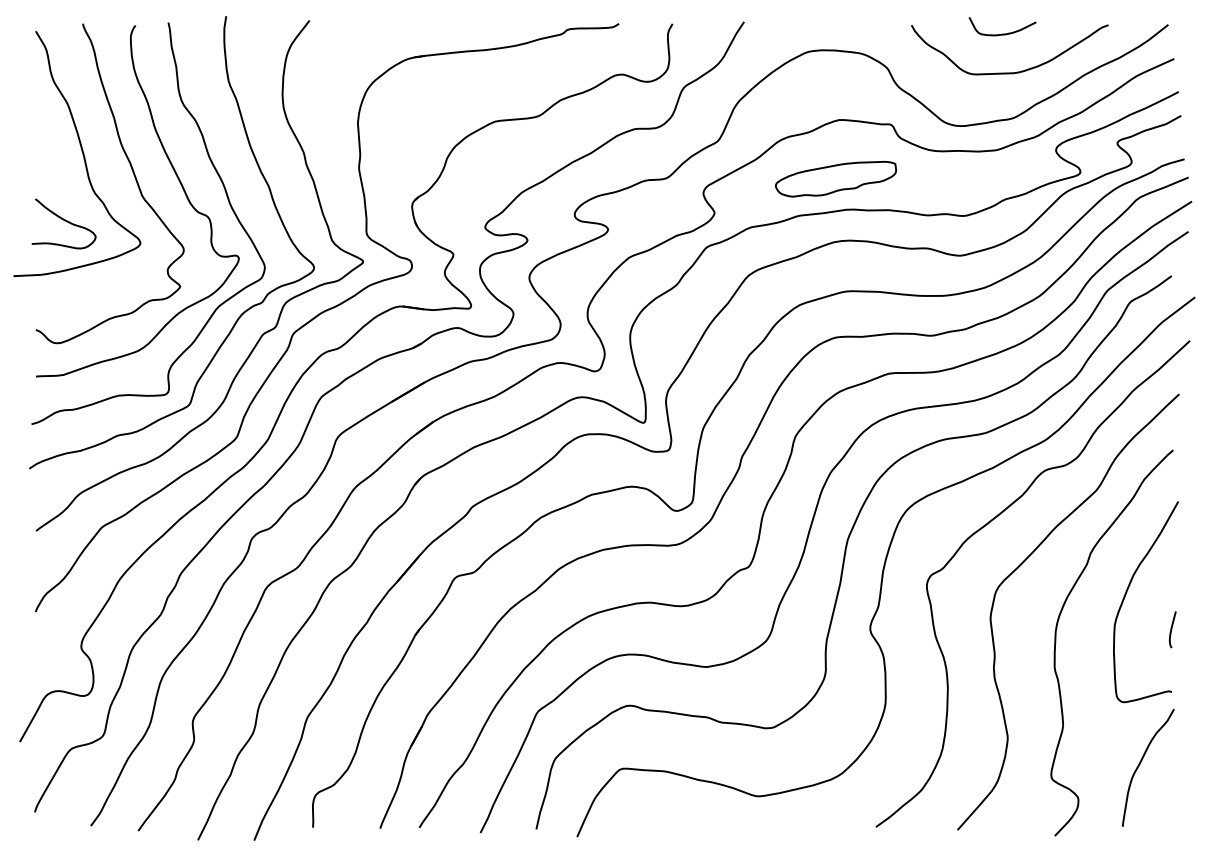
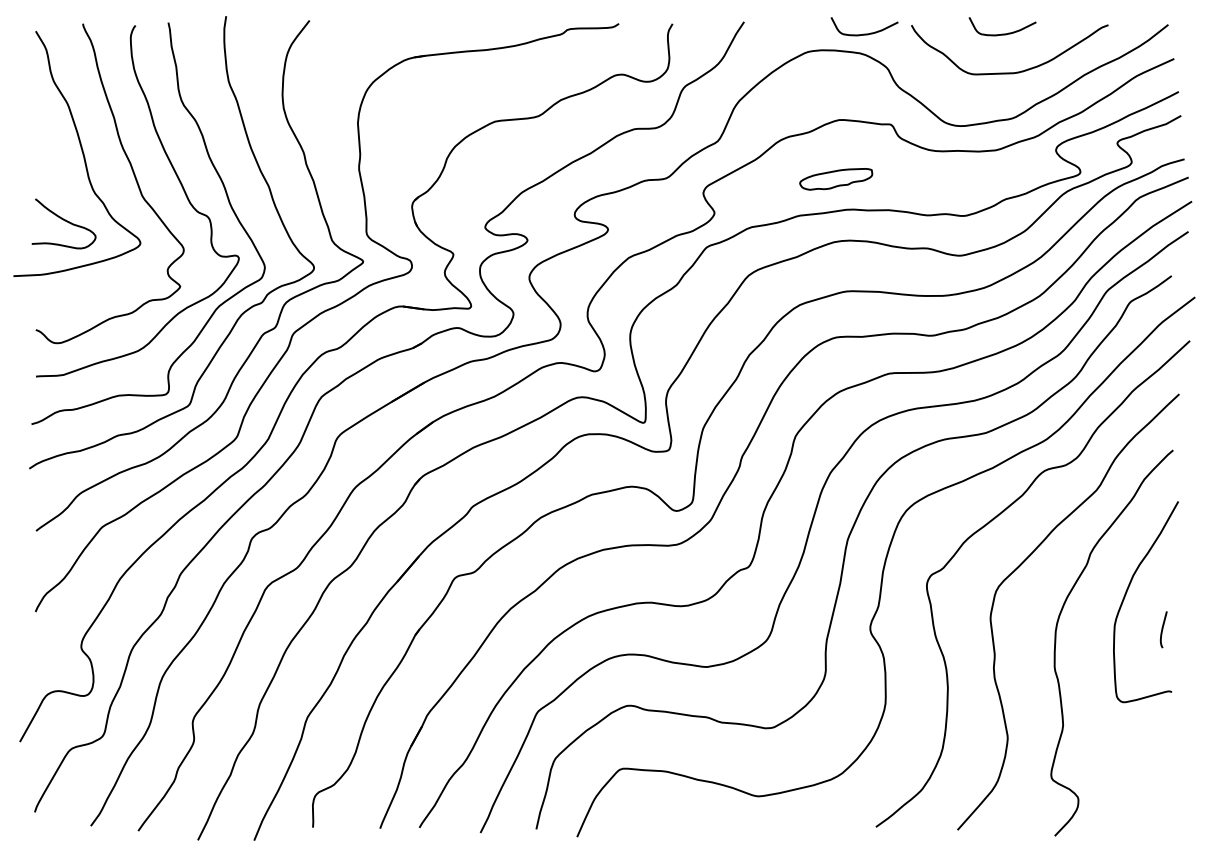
curve: none -> present (864, 33)
part size: 123x37 px -> 75x23 px (836, 179)
curve position: (1172, 629) -> (1163, 629) (1163, 629)
curve: present -> none (1140, 764)
